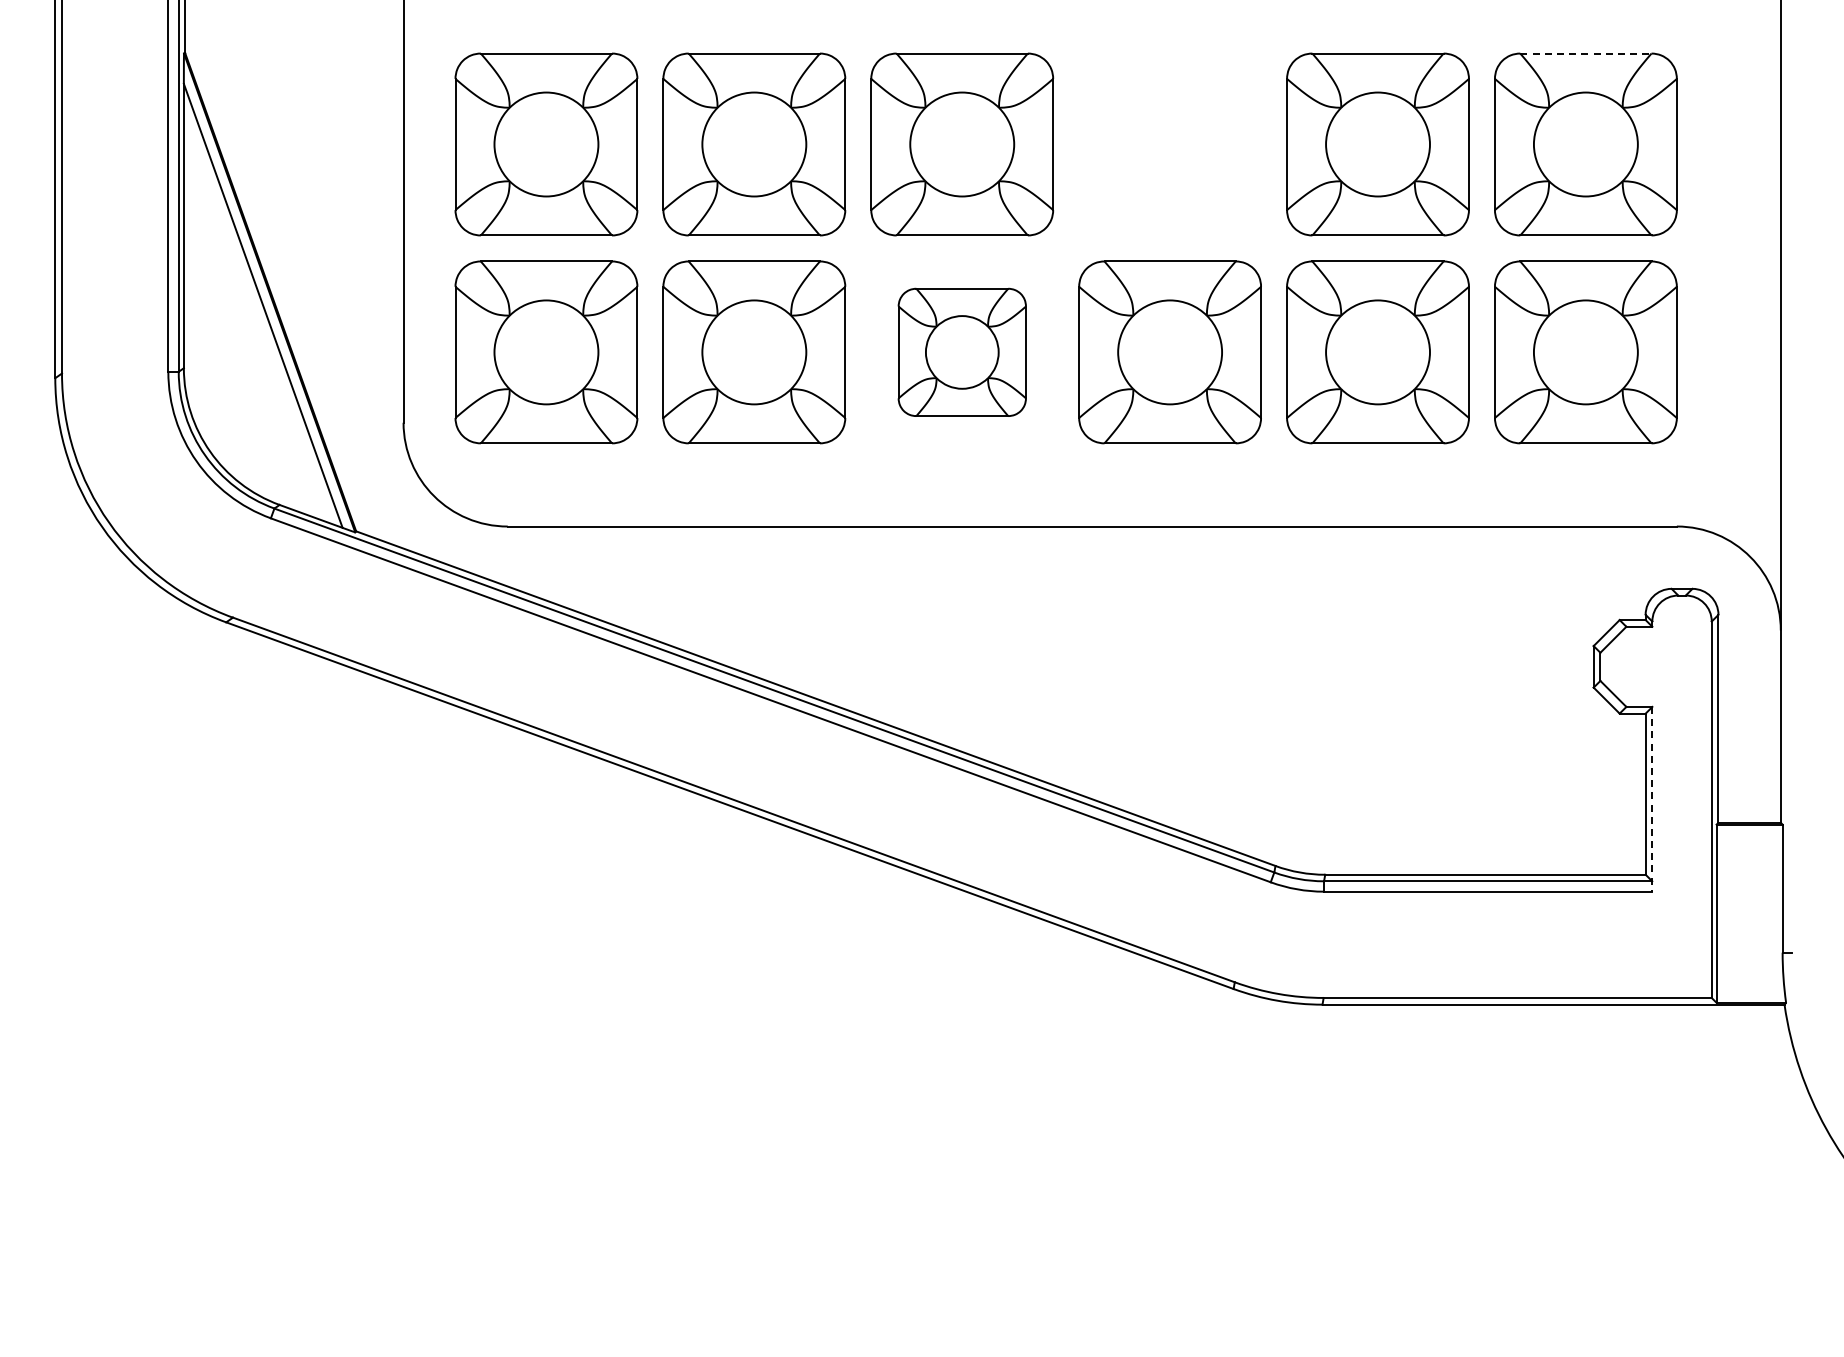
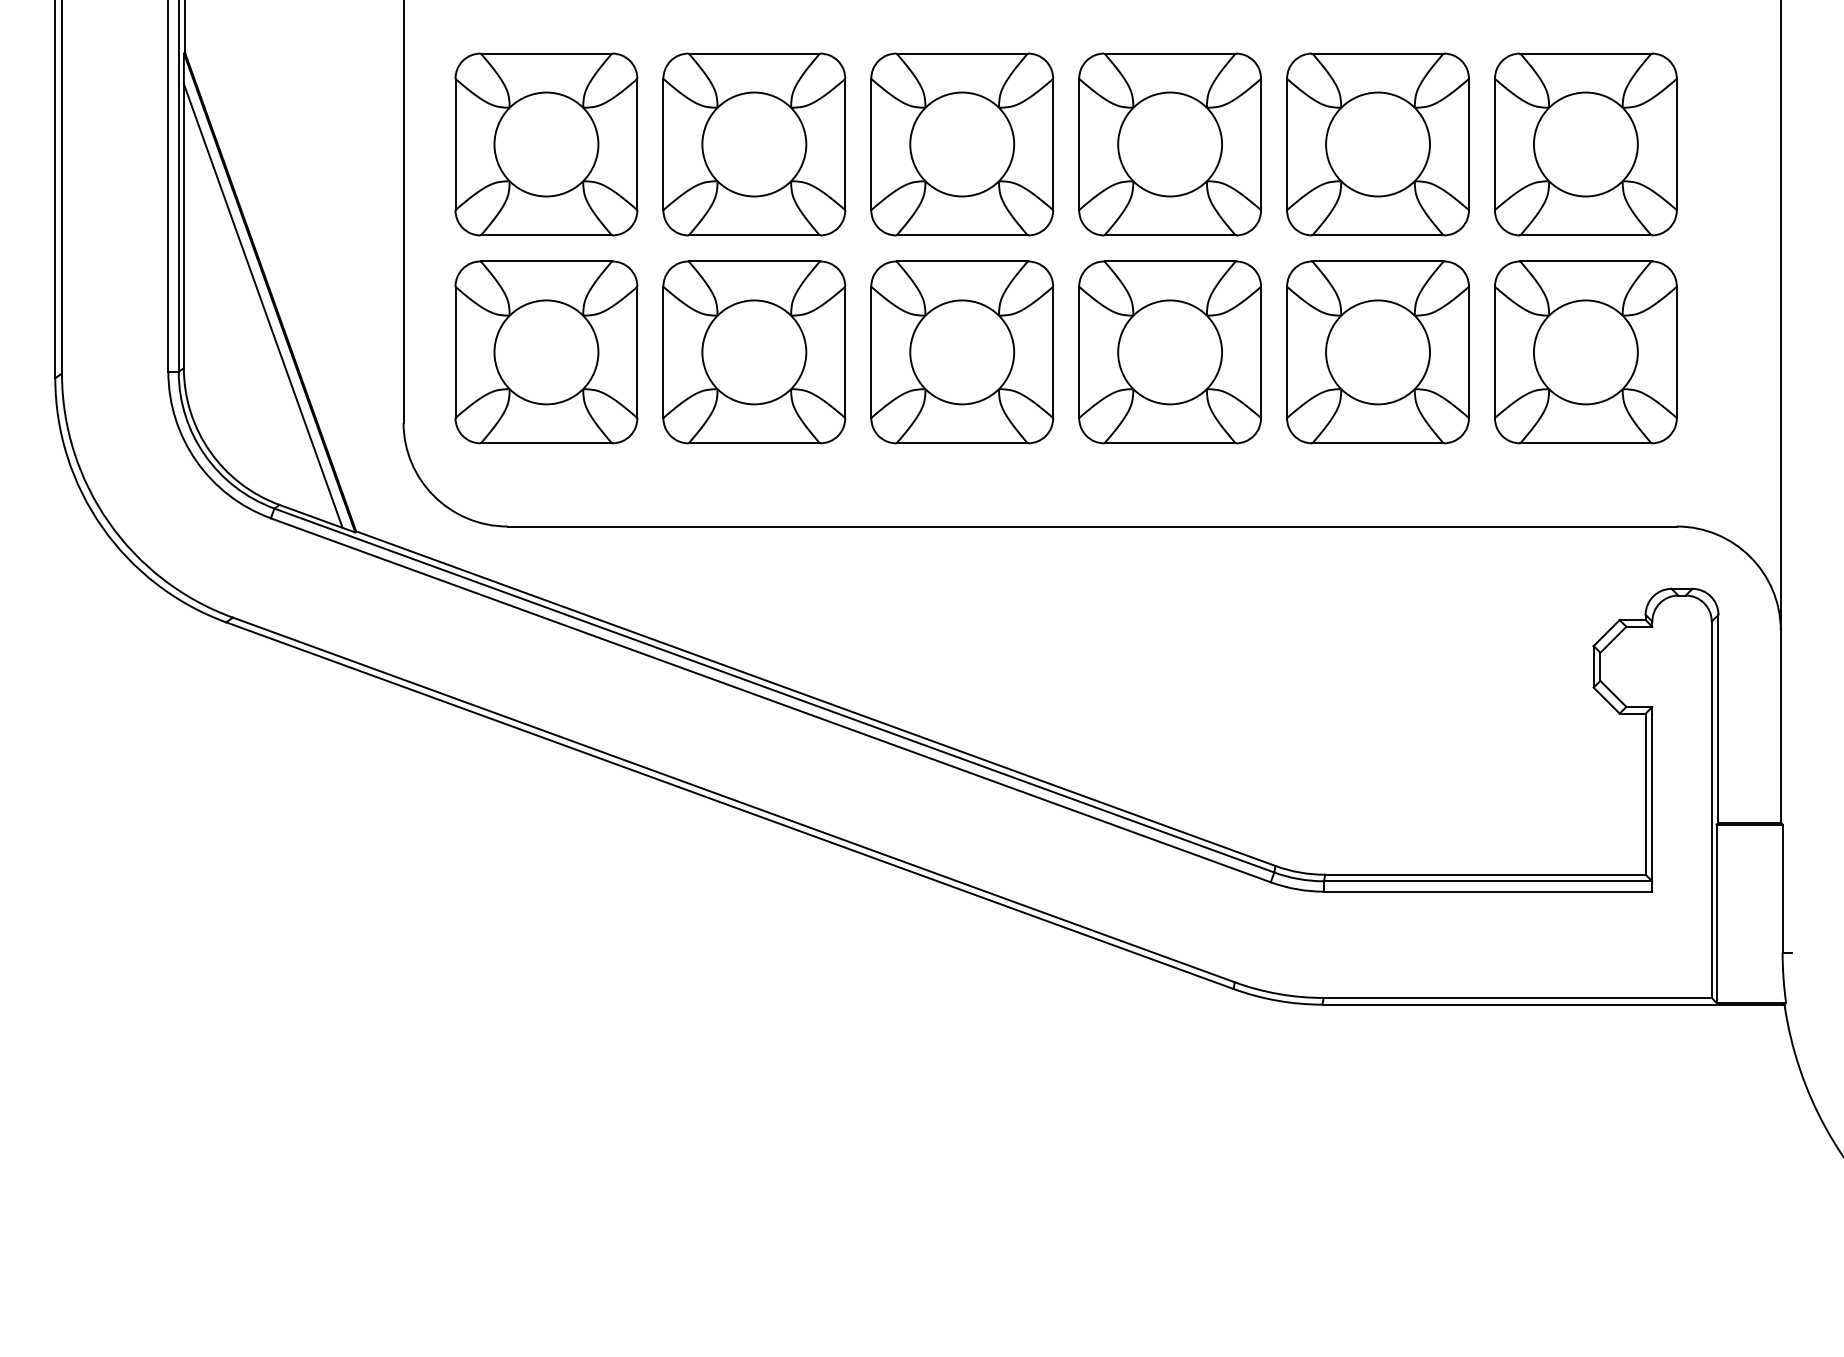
line: dashed -> solid (1585, 53)
part: none -> present (1169, 144)
part size: 130x130 px -> 185x185 px (962, 352)
line: dashed -> solid (1652, 799)
